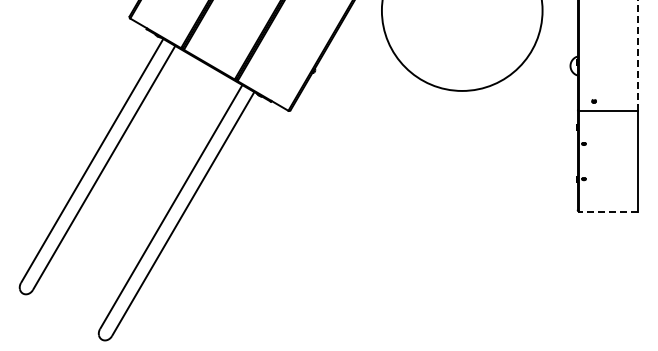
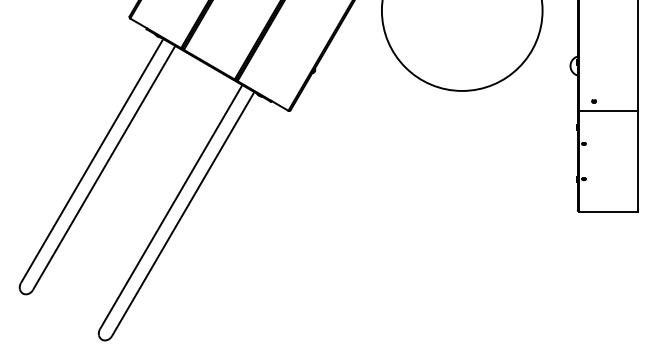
line: dashed -> solid (638, 55)
line: dashed -> solid (608, 211)
